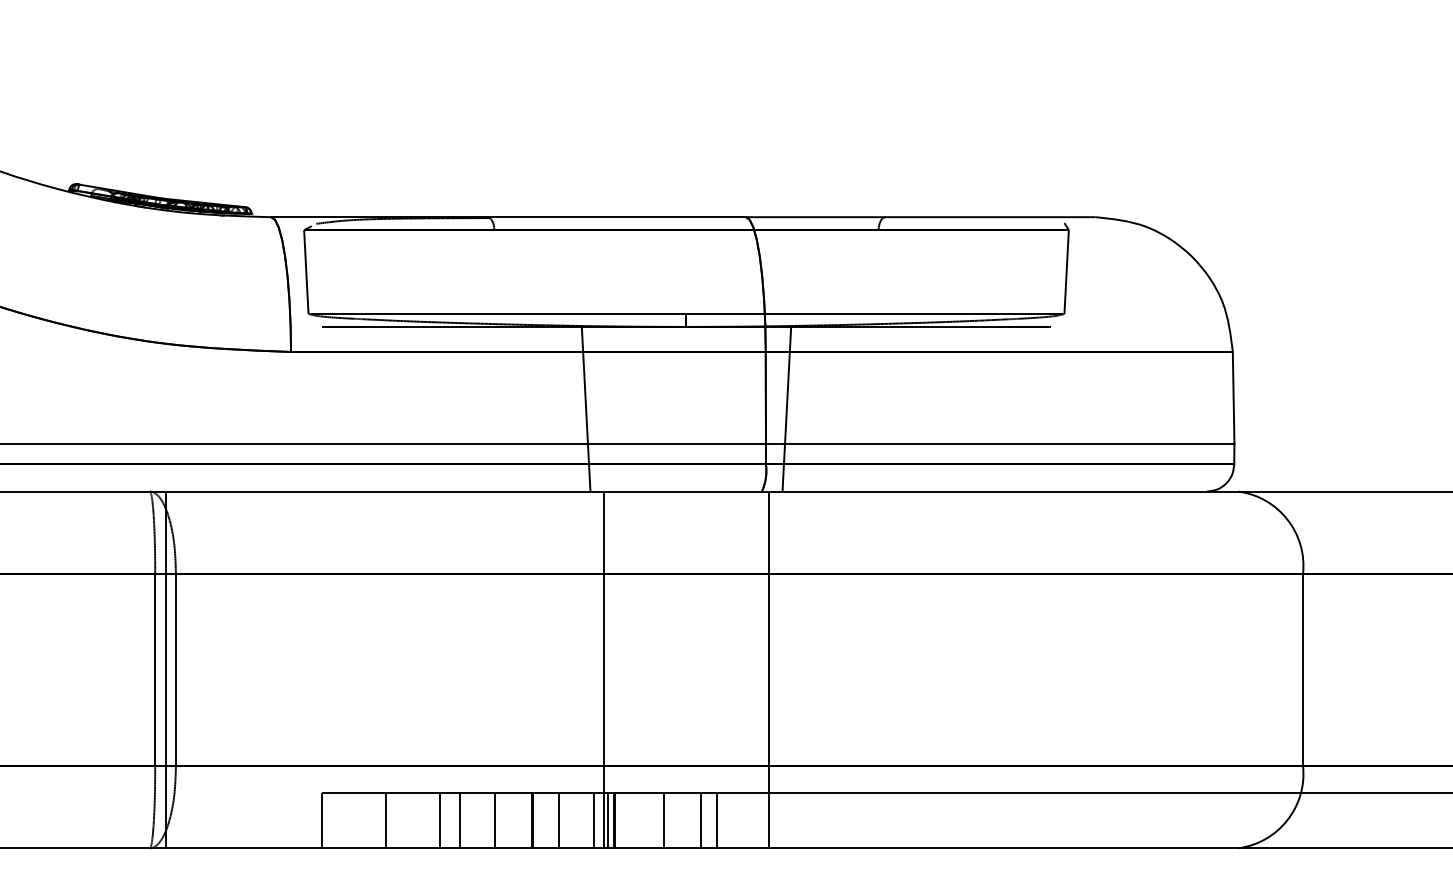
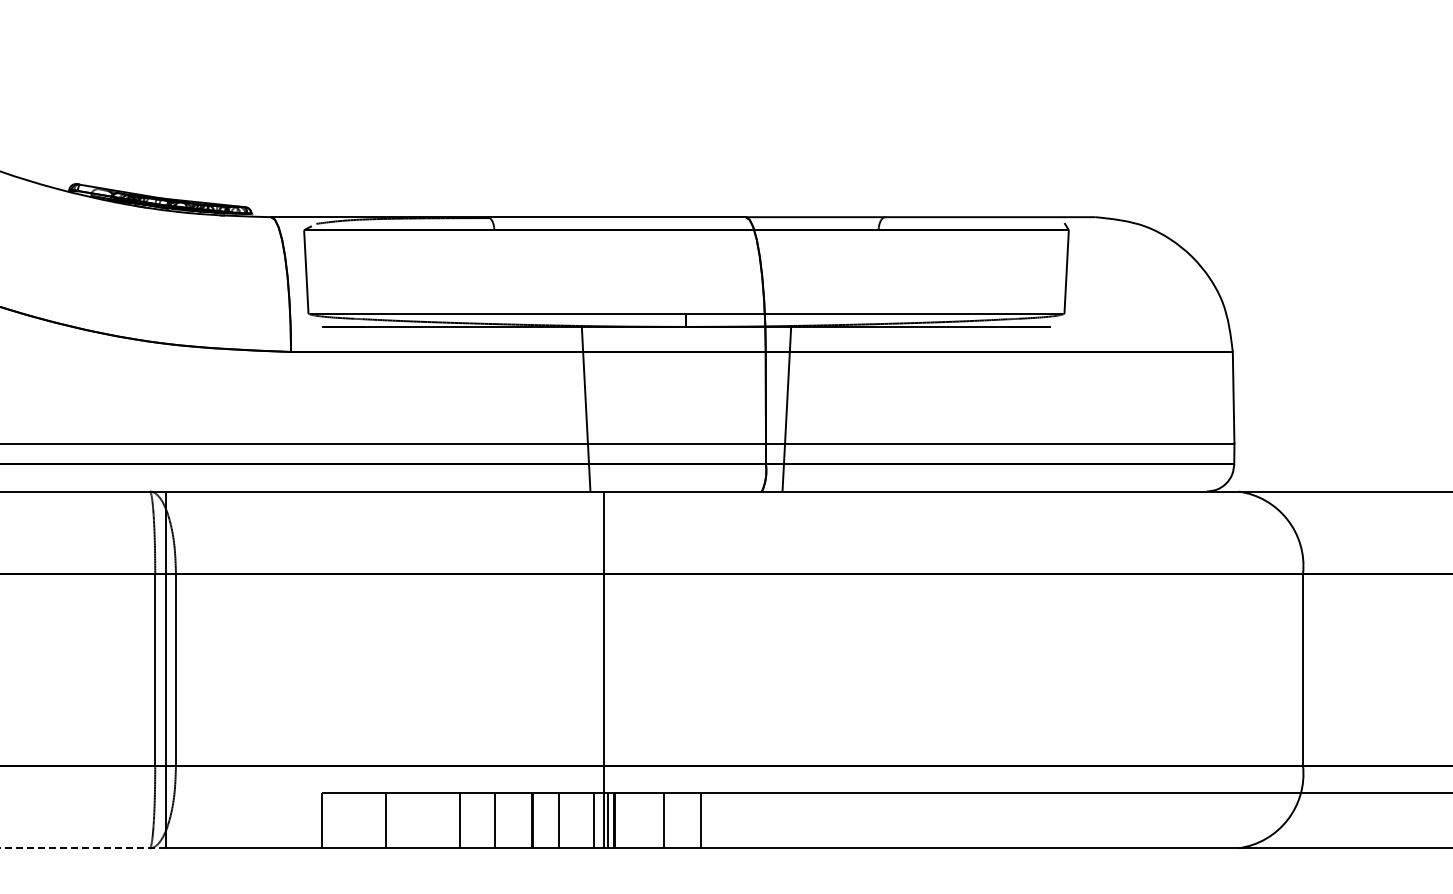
line: present -> none (768, 669)
line: present -> none (440, 820)
line: present -> none (717, 820)
line: solid -> dashed (83, 848)
